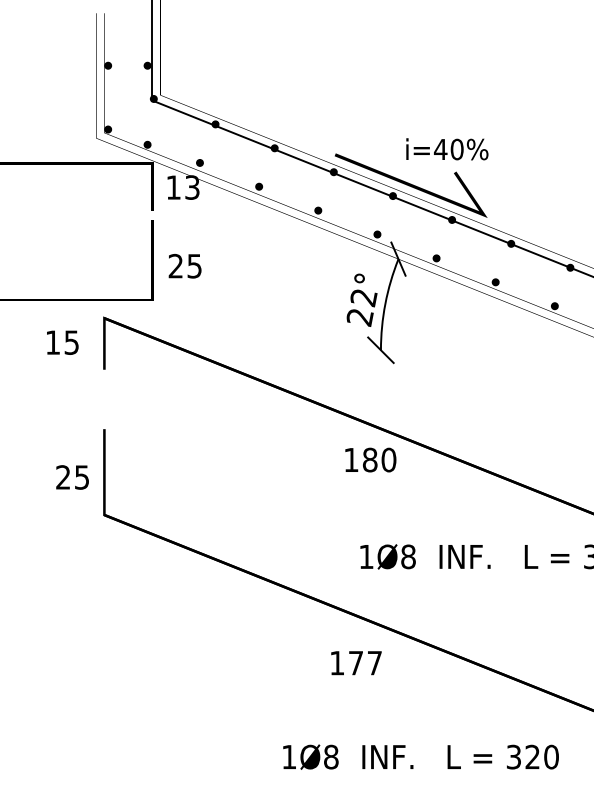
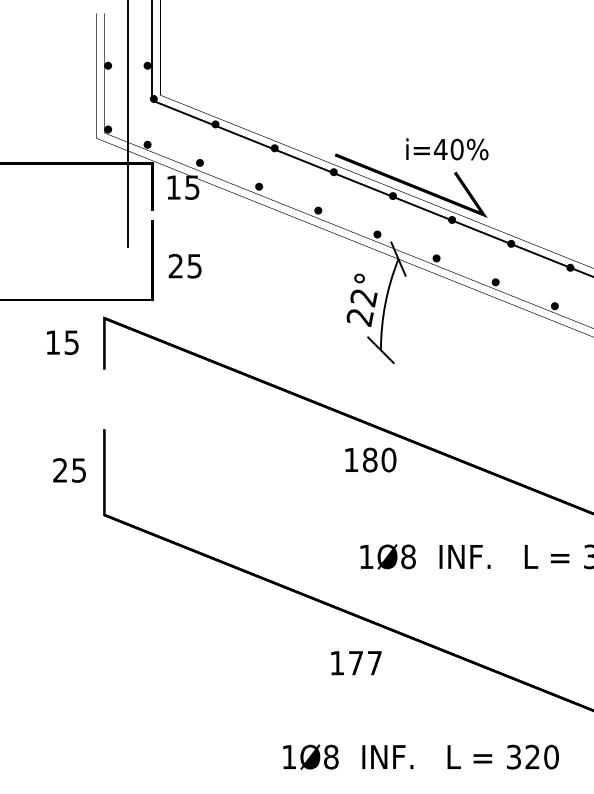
line: none -> present (128, 124)
text: 13 -> 15 (192, 187)
text position: (72, 477) -> (69, 470) (69, 470)
